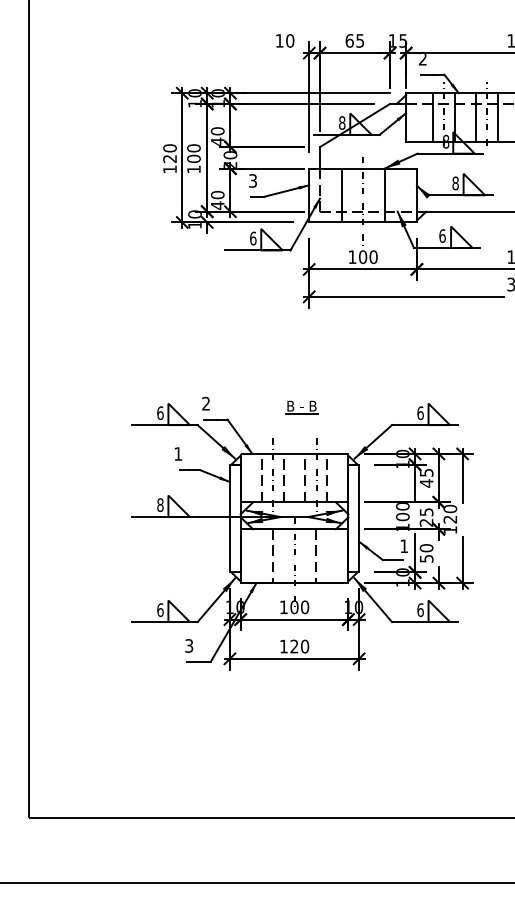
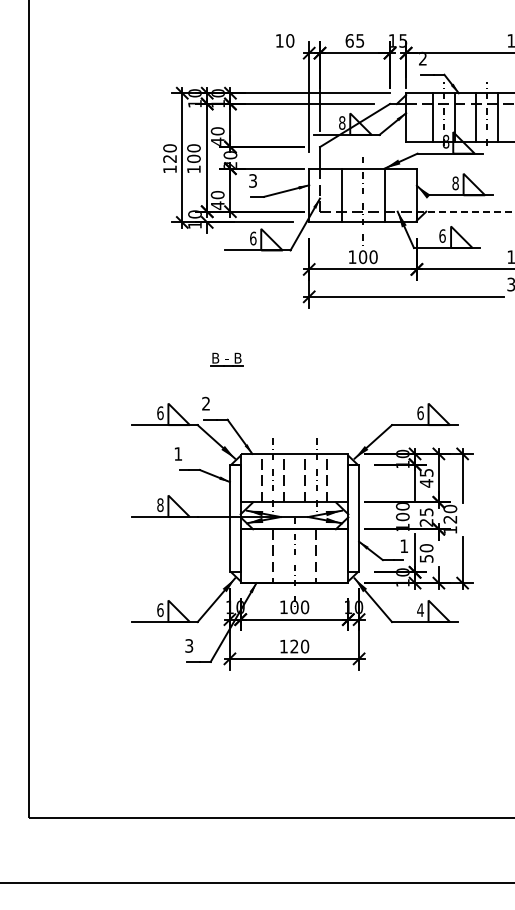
line: solid -> dashed (465, 211)
part position: (301, 407) -> (226, 359) (226, 359)
text: 6 -> 4 (420, 609)
